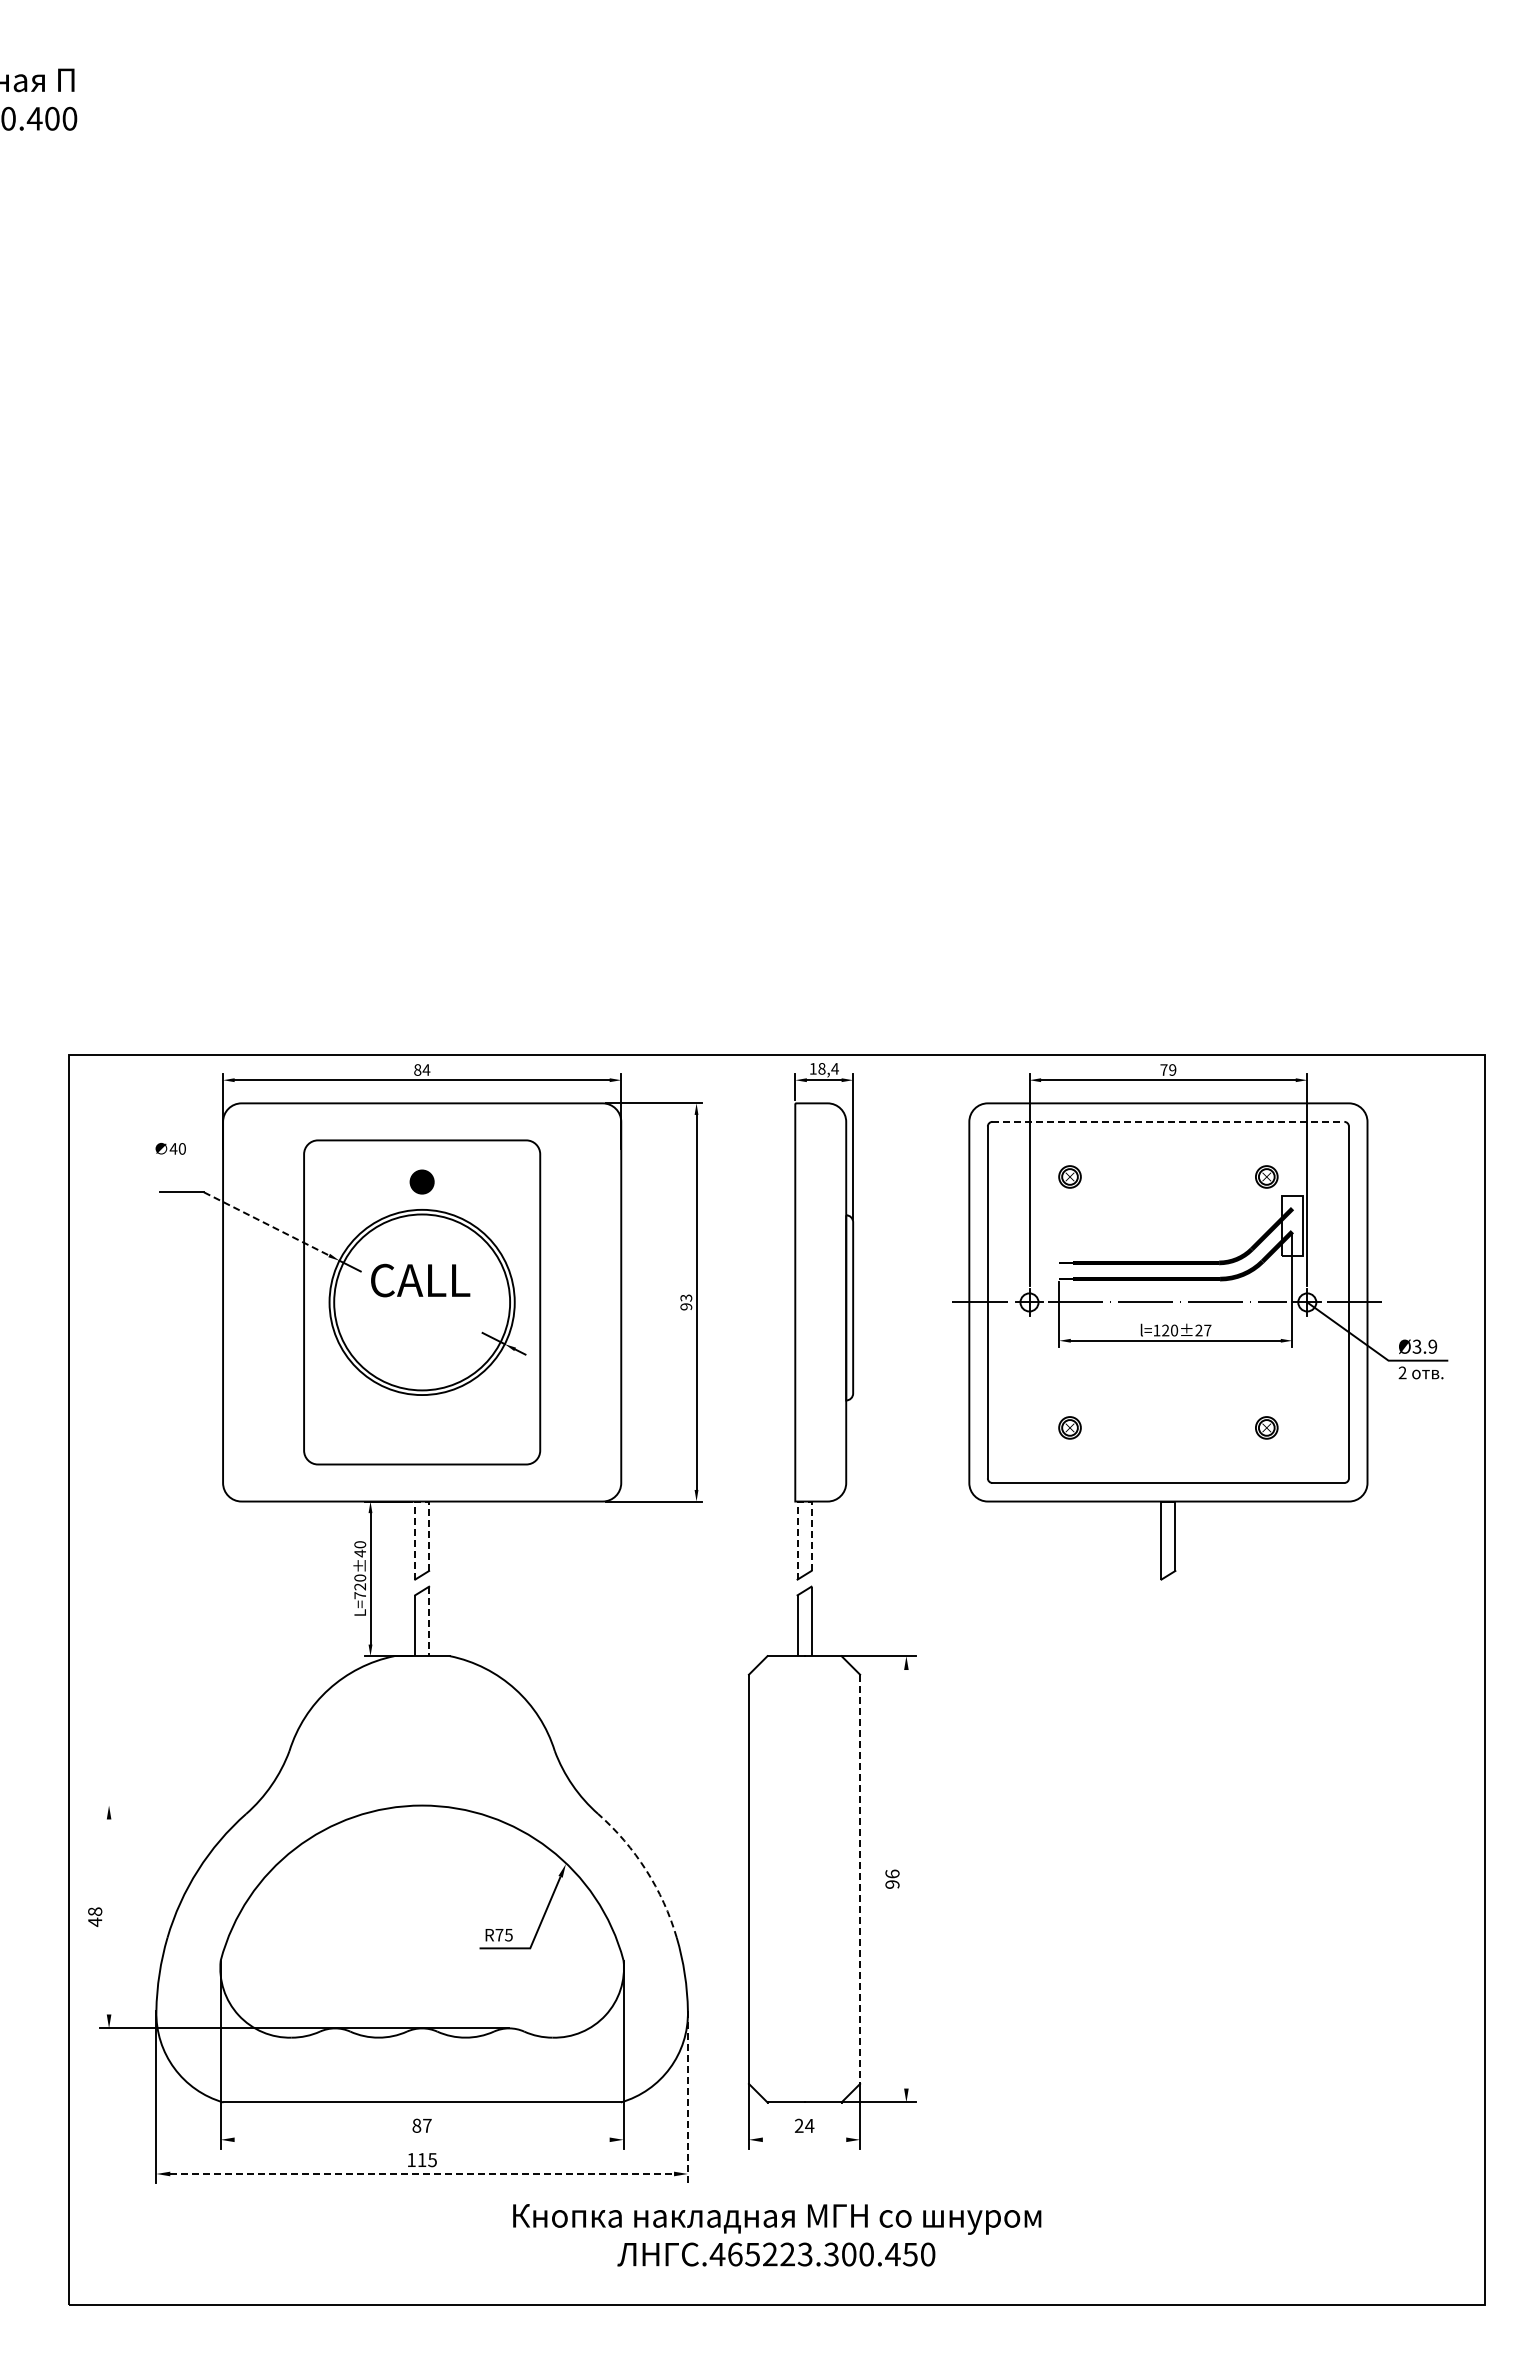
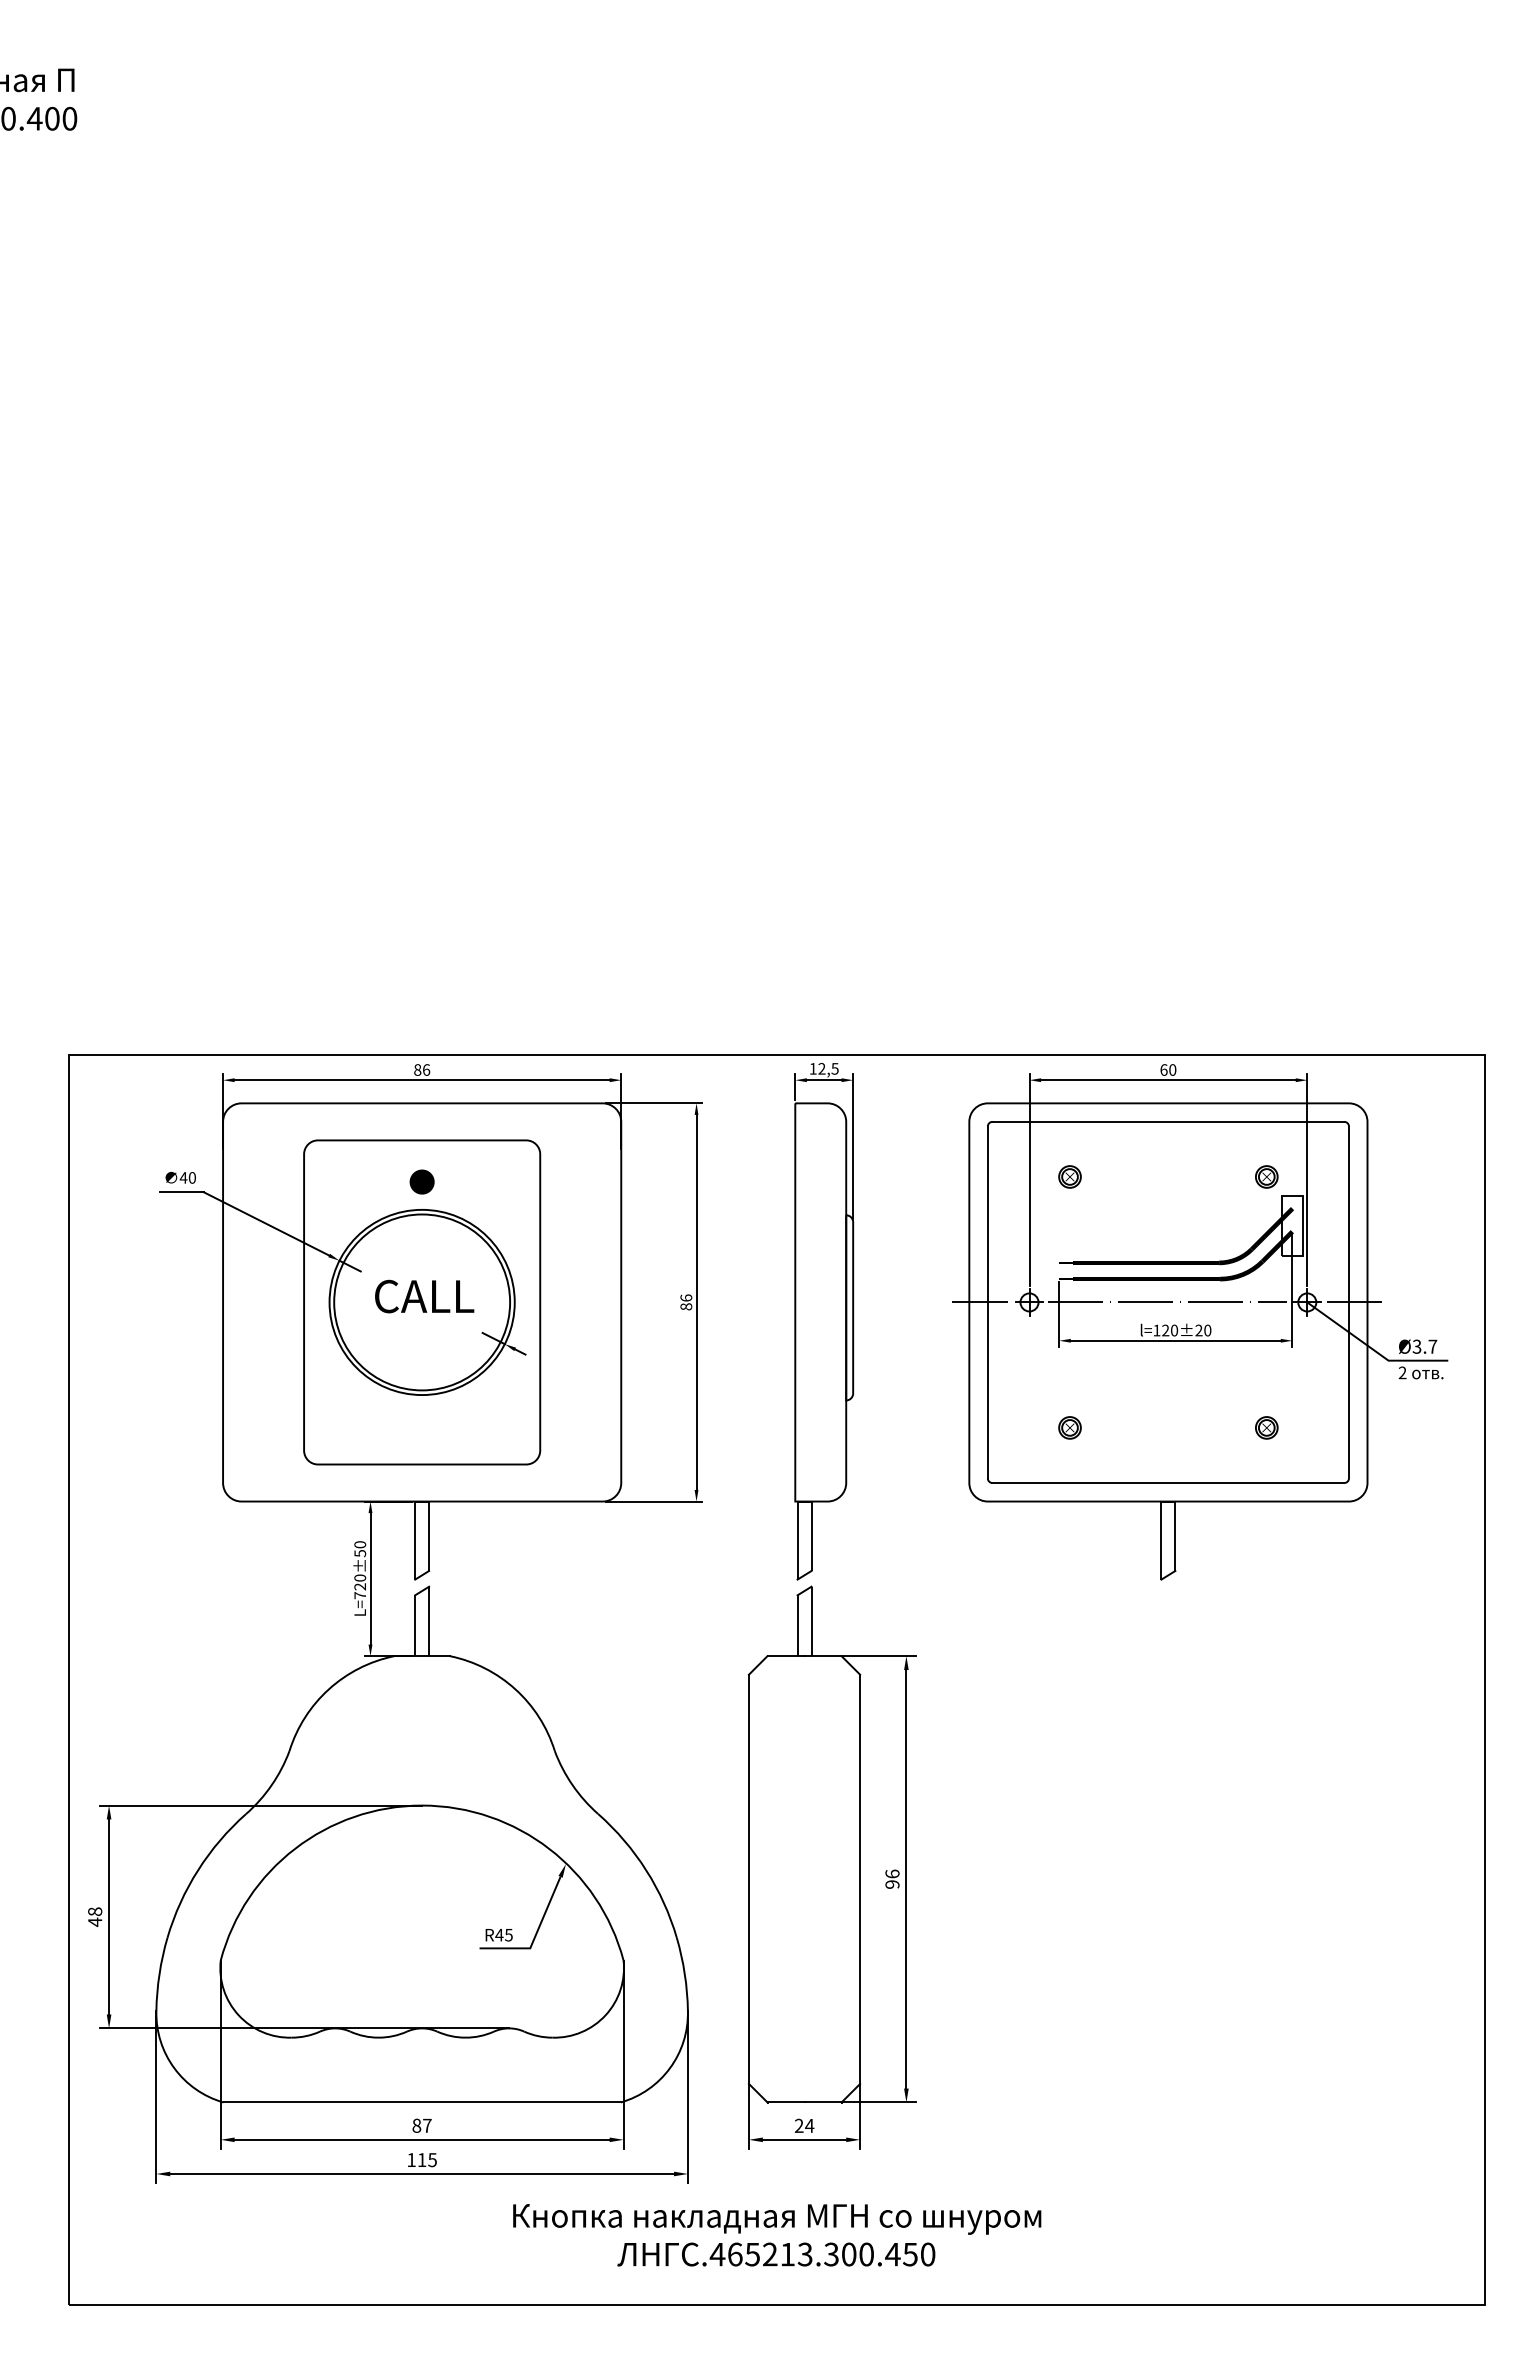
text: 18,4 -> 12,5 (828, 1068)
text: 84 -> 86 (425, 1069)
text: 79 -> 60 (1168, 1069)
line: dashed -> solid (1168, 1121)
text position: (170, 1148) -> (180, 1177) (180, 1177)
line: dashed -> solid (267, 1224)
text position: (420, 1280) -> (424, 1296) (424, 1296)
text: 93 -> 86 (686, 1302)
text: l=120±27 -> l=120±20 (1207, 1330)
text: Ø3.9 -> Ø3.7 (1432, 1346)
line: dashed -> solid (418, 1501)
line: dashed -> solid (800, 1501)
text: L=720±40 -> L=720±50 (360, 1553)
line: dashed -> solid (429, 1621)
line: none -> present (260, 1805)
arc: dashed -> solid (646, 1870)
line: dashed -> solid (860, 1879)
line: none -> present (906, 1879)
line: none -> present (109, 1916)
text: R75 -> R45 (499, 1935)
line: dashed -> solid (687, 2097)
line: none -> present (421, 2139)
line: none -> present (804, 2139)
line: dashed -> solid (422, 2173)
text: .465223.300.450 -> .465213.300.450 (787, 2254)
